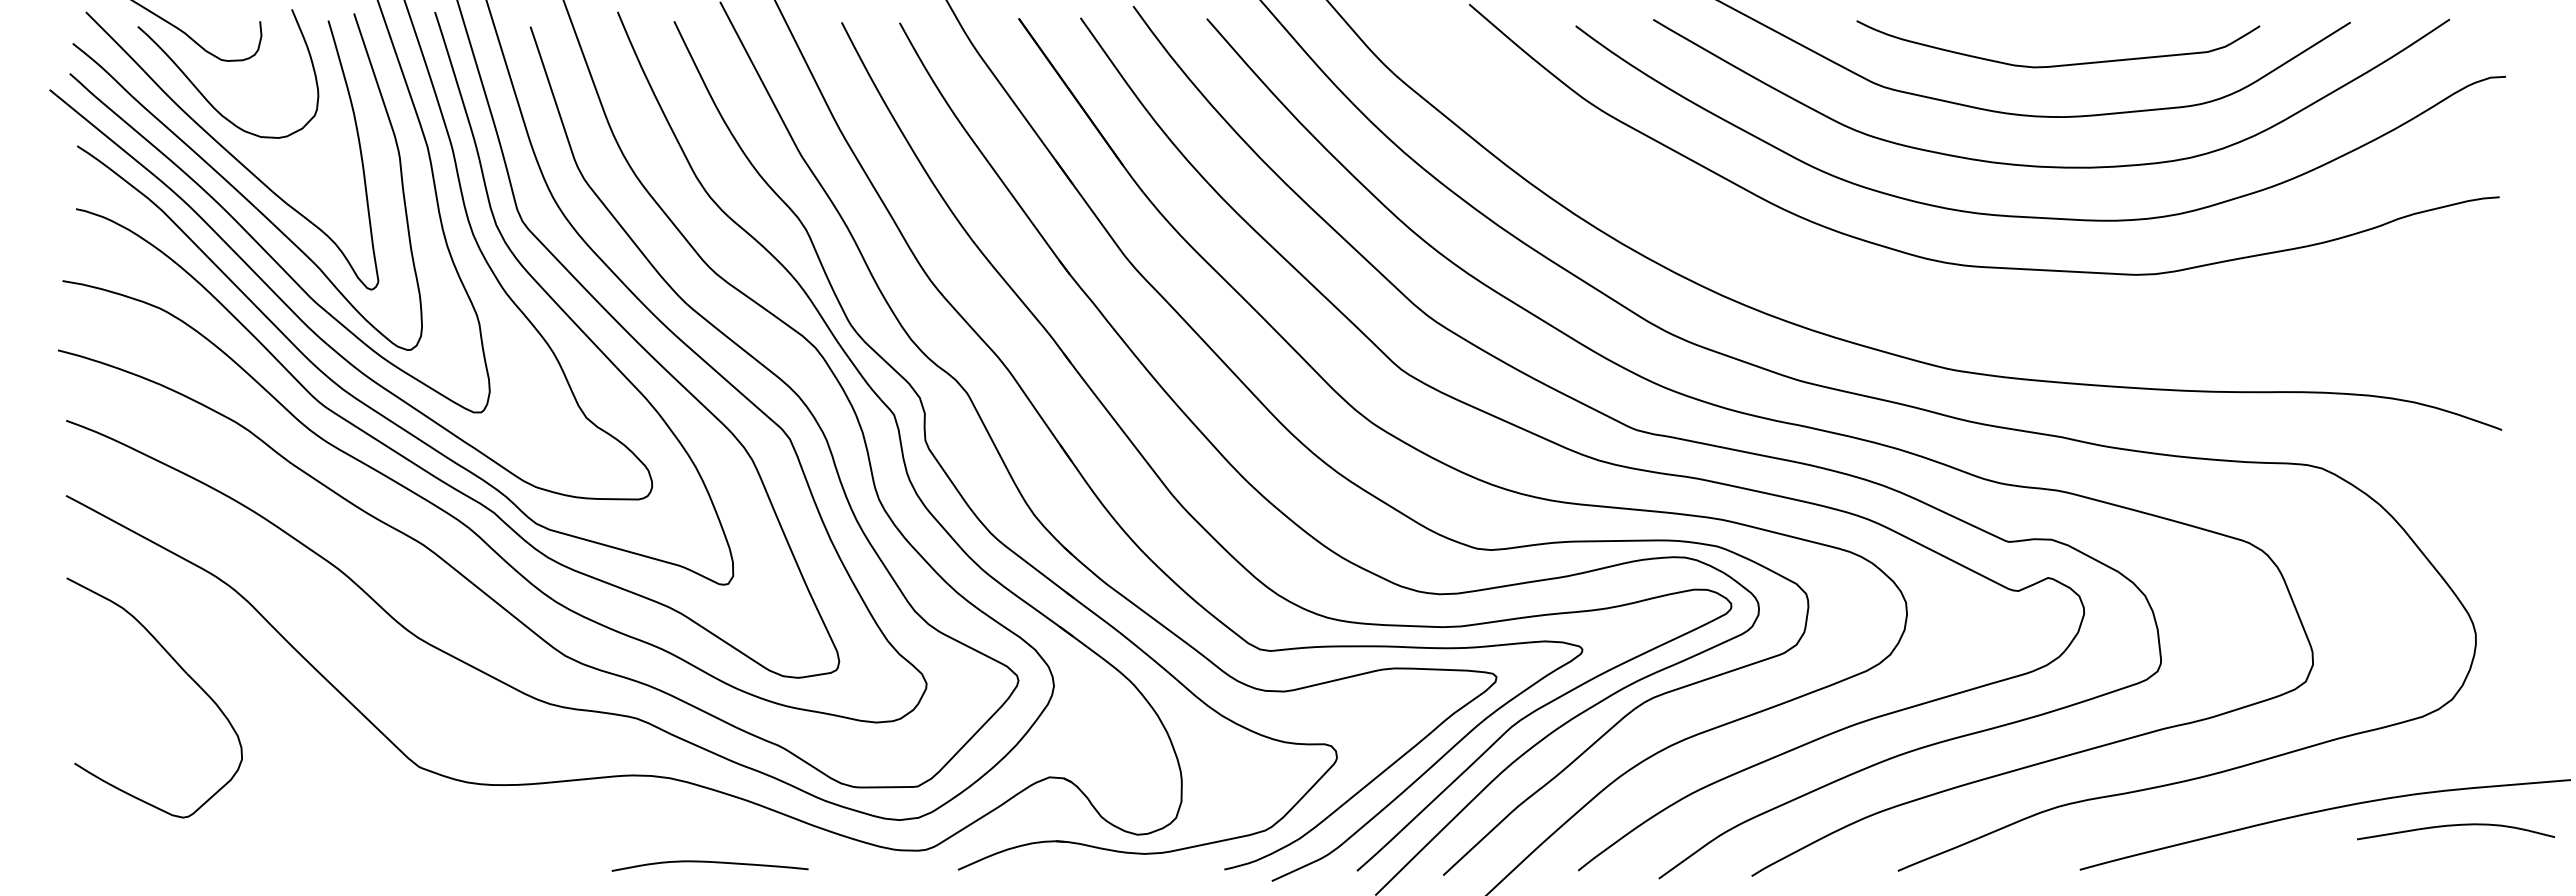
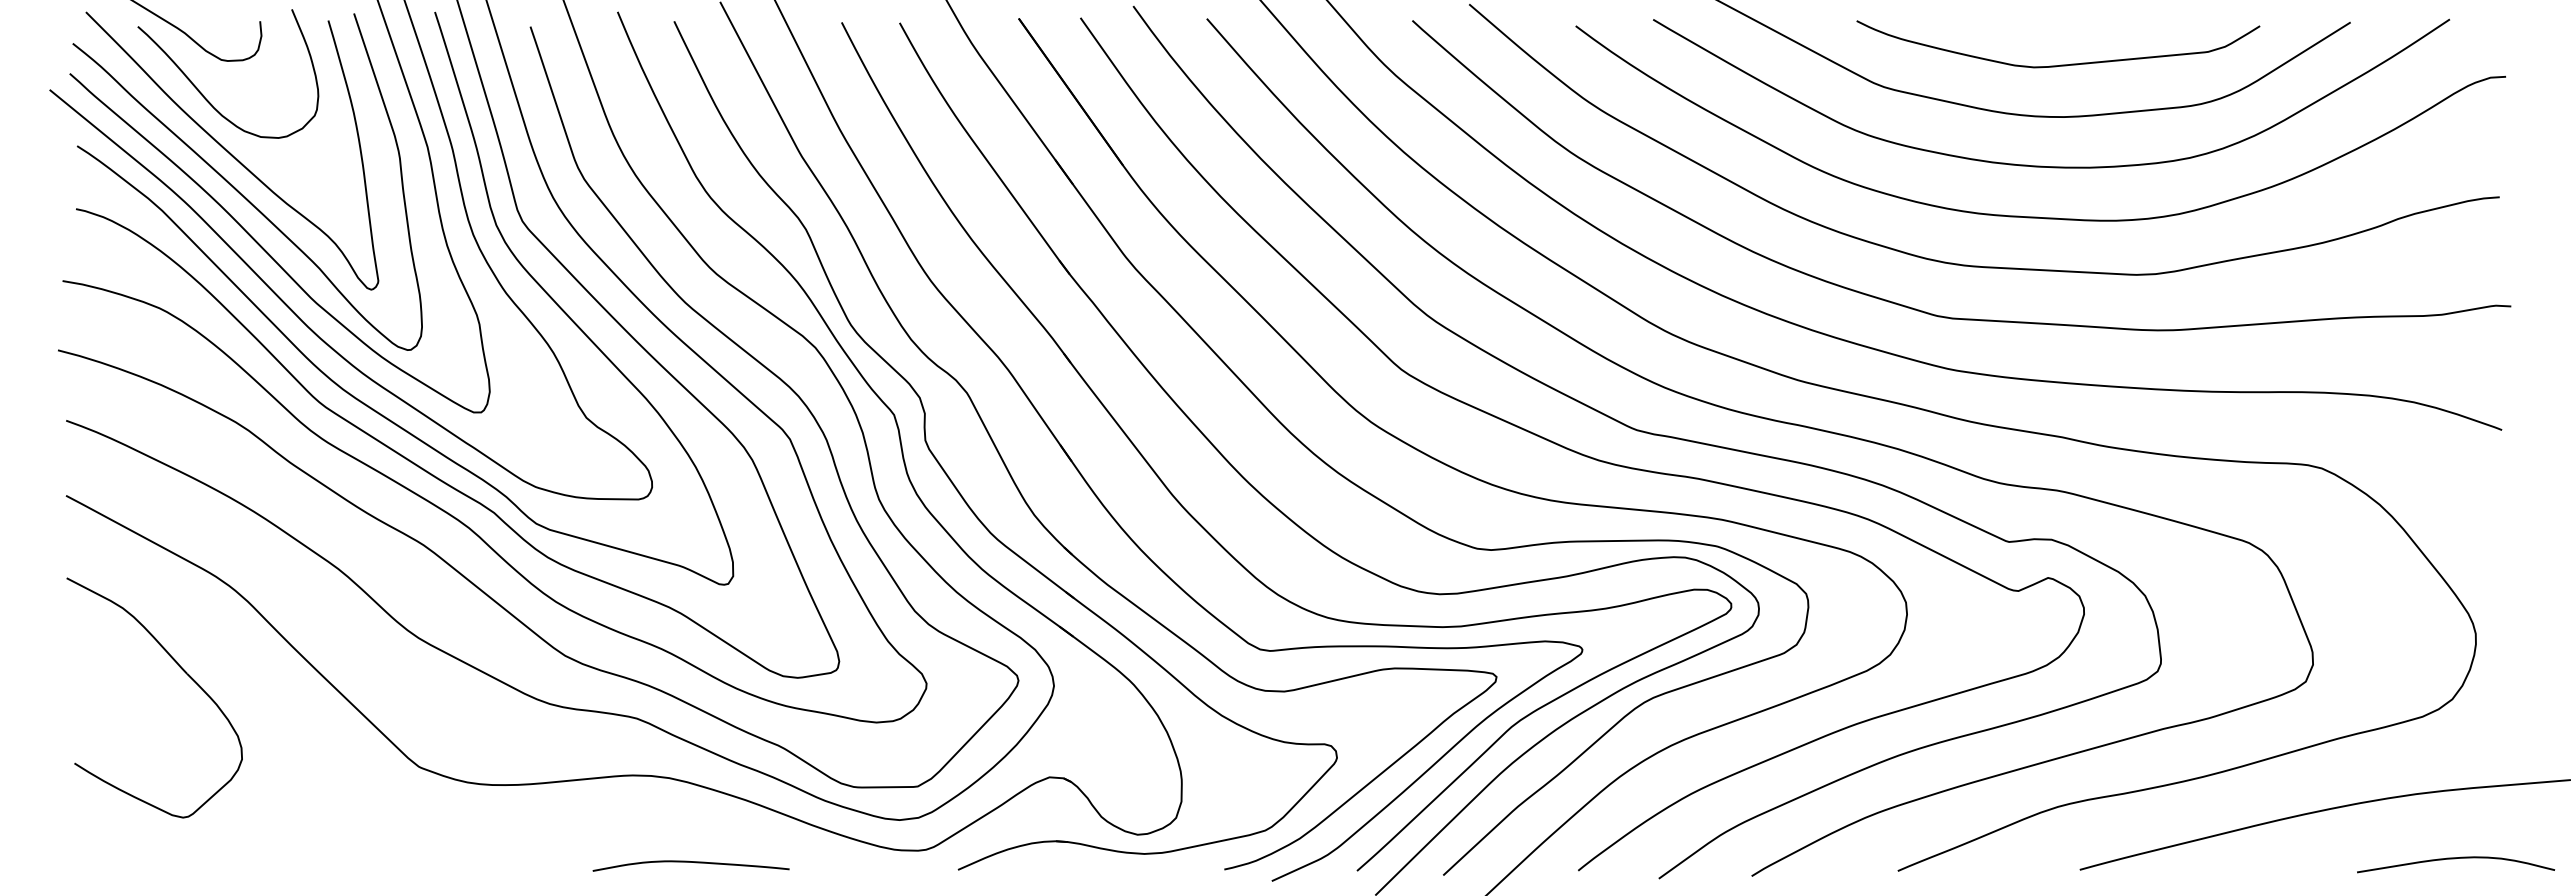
curve: none -> present (1916, 308)
curve position: (2455, 826) -> (2455, 859) (2455, 859)
curve position: (709, 862) -> (690, 862) (690, 862)
